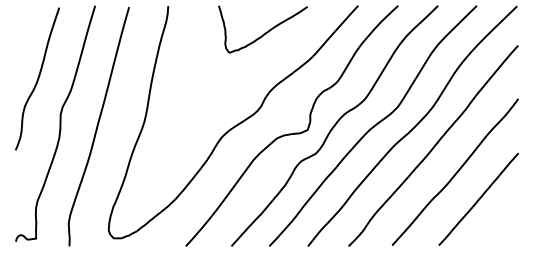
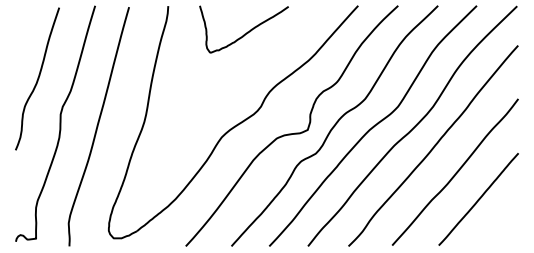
curve position: (263, 33) -> (244, 33) (244, 33)
